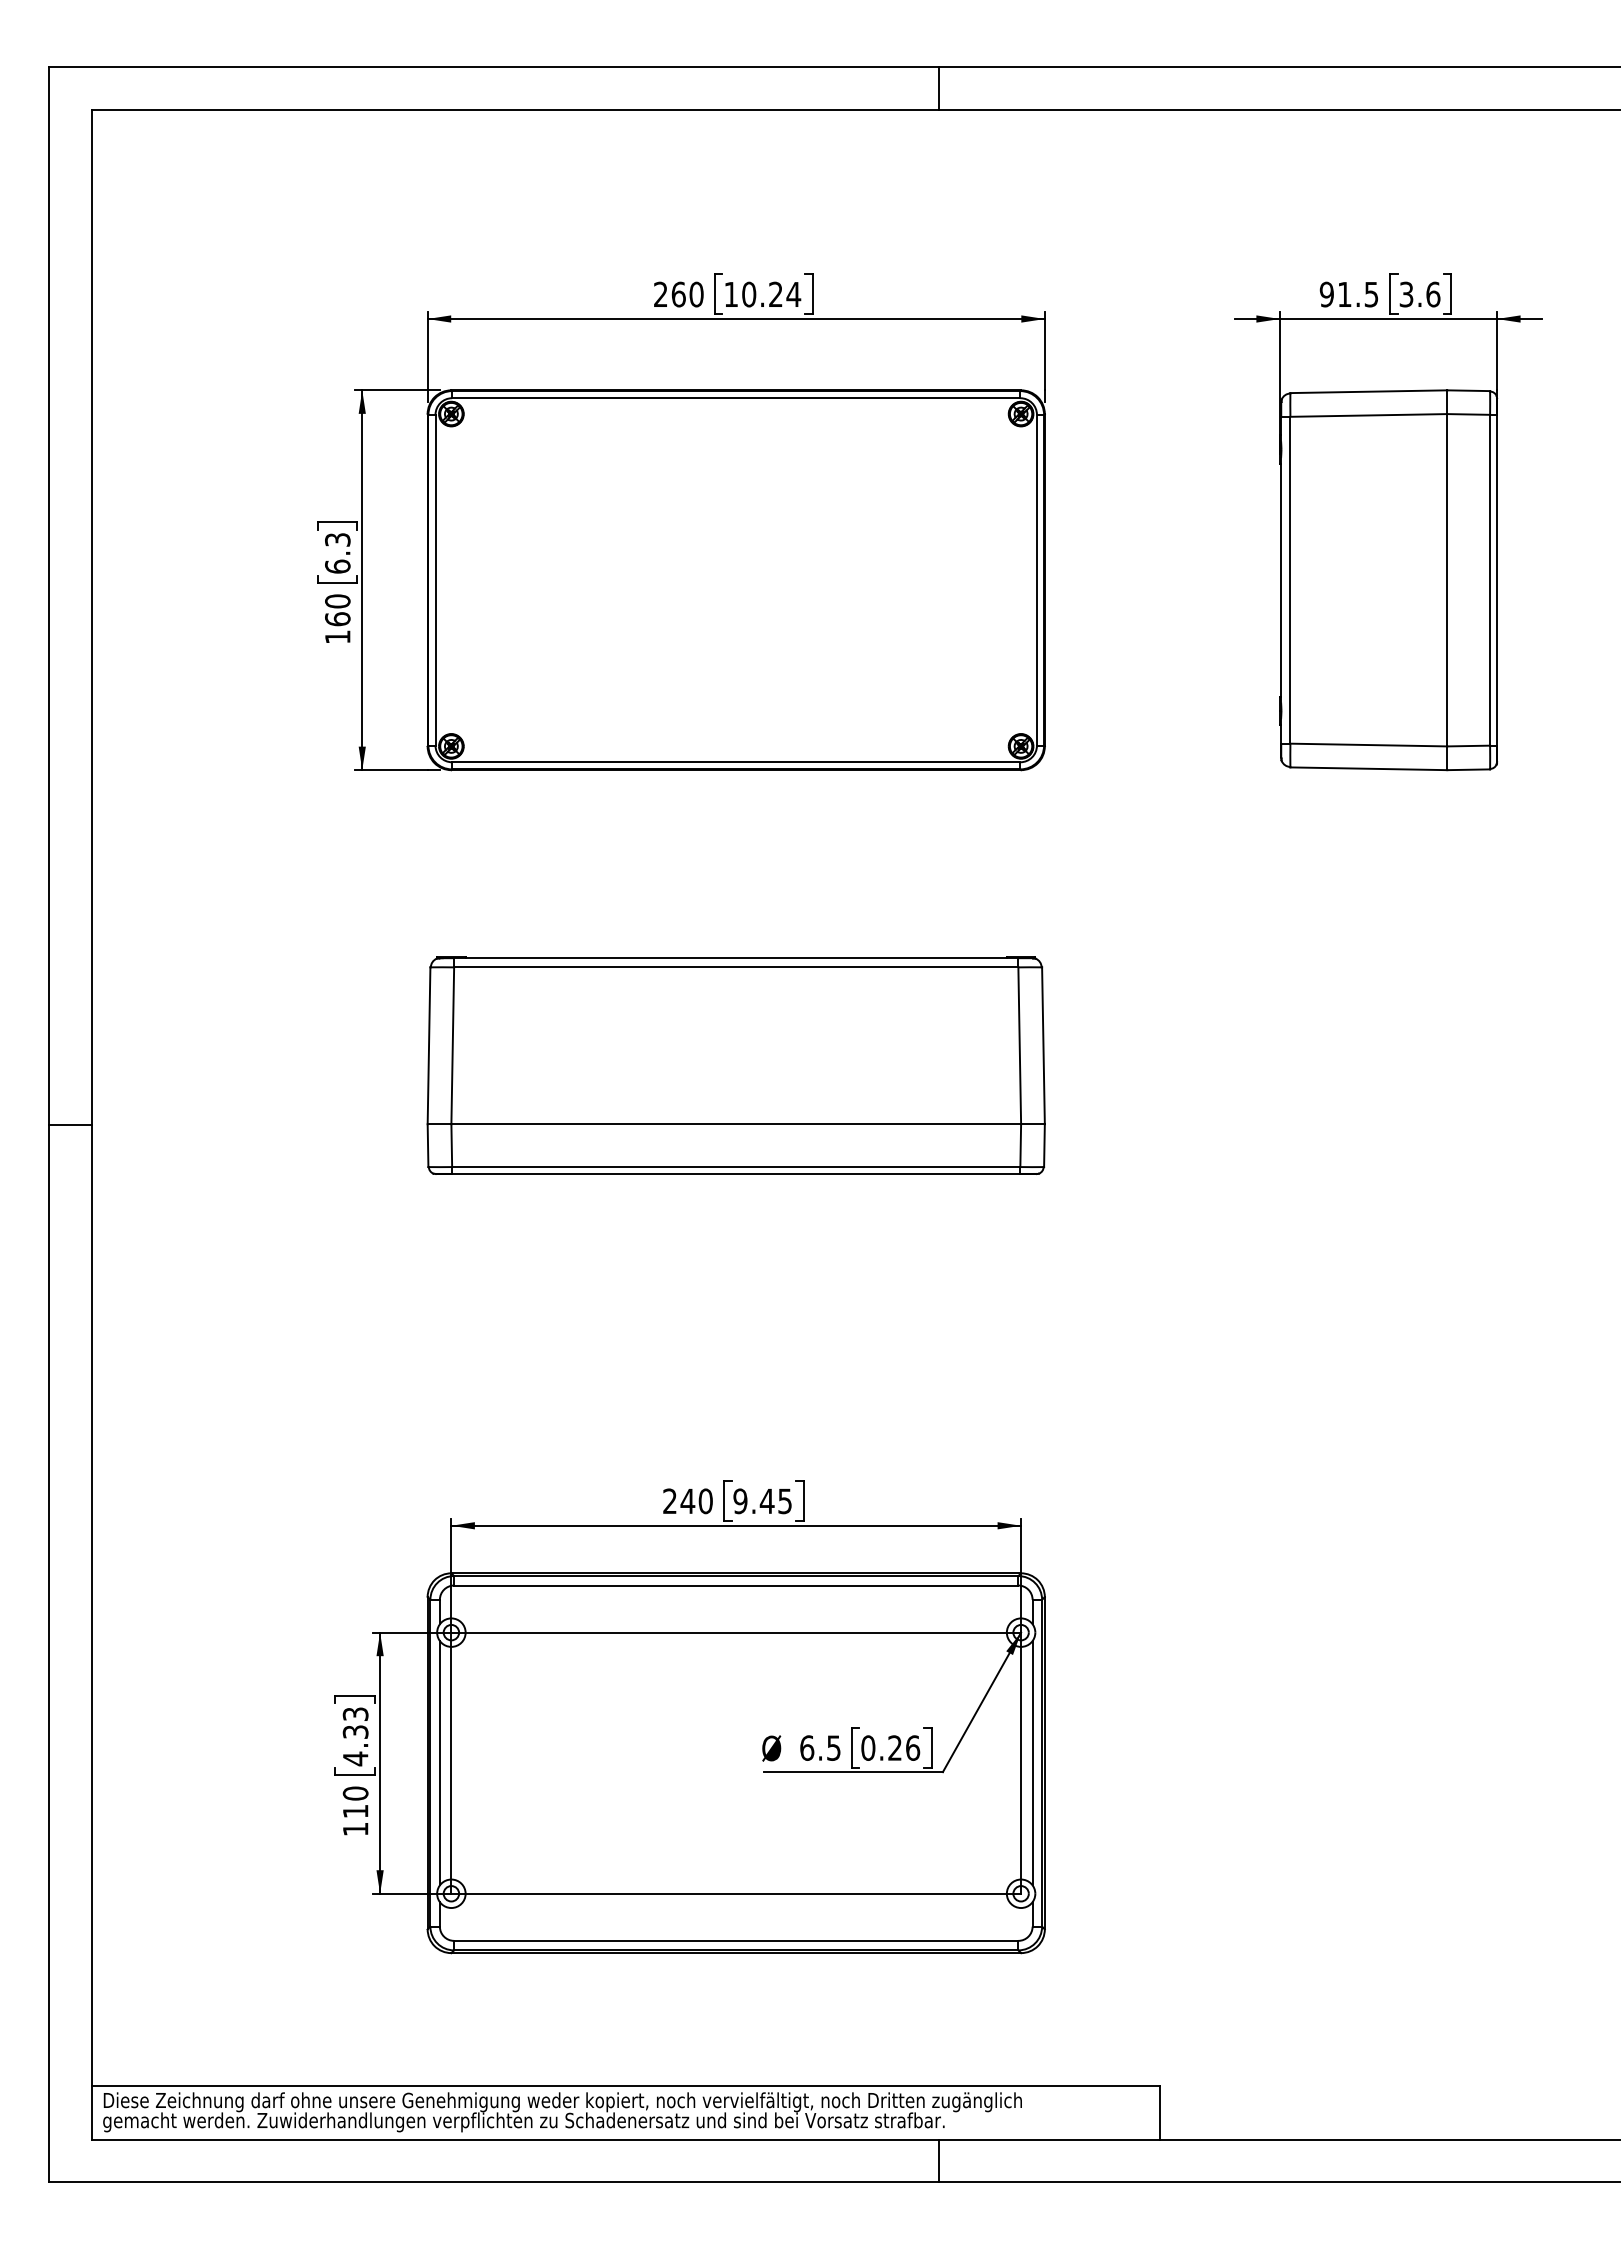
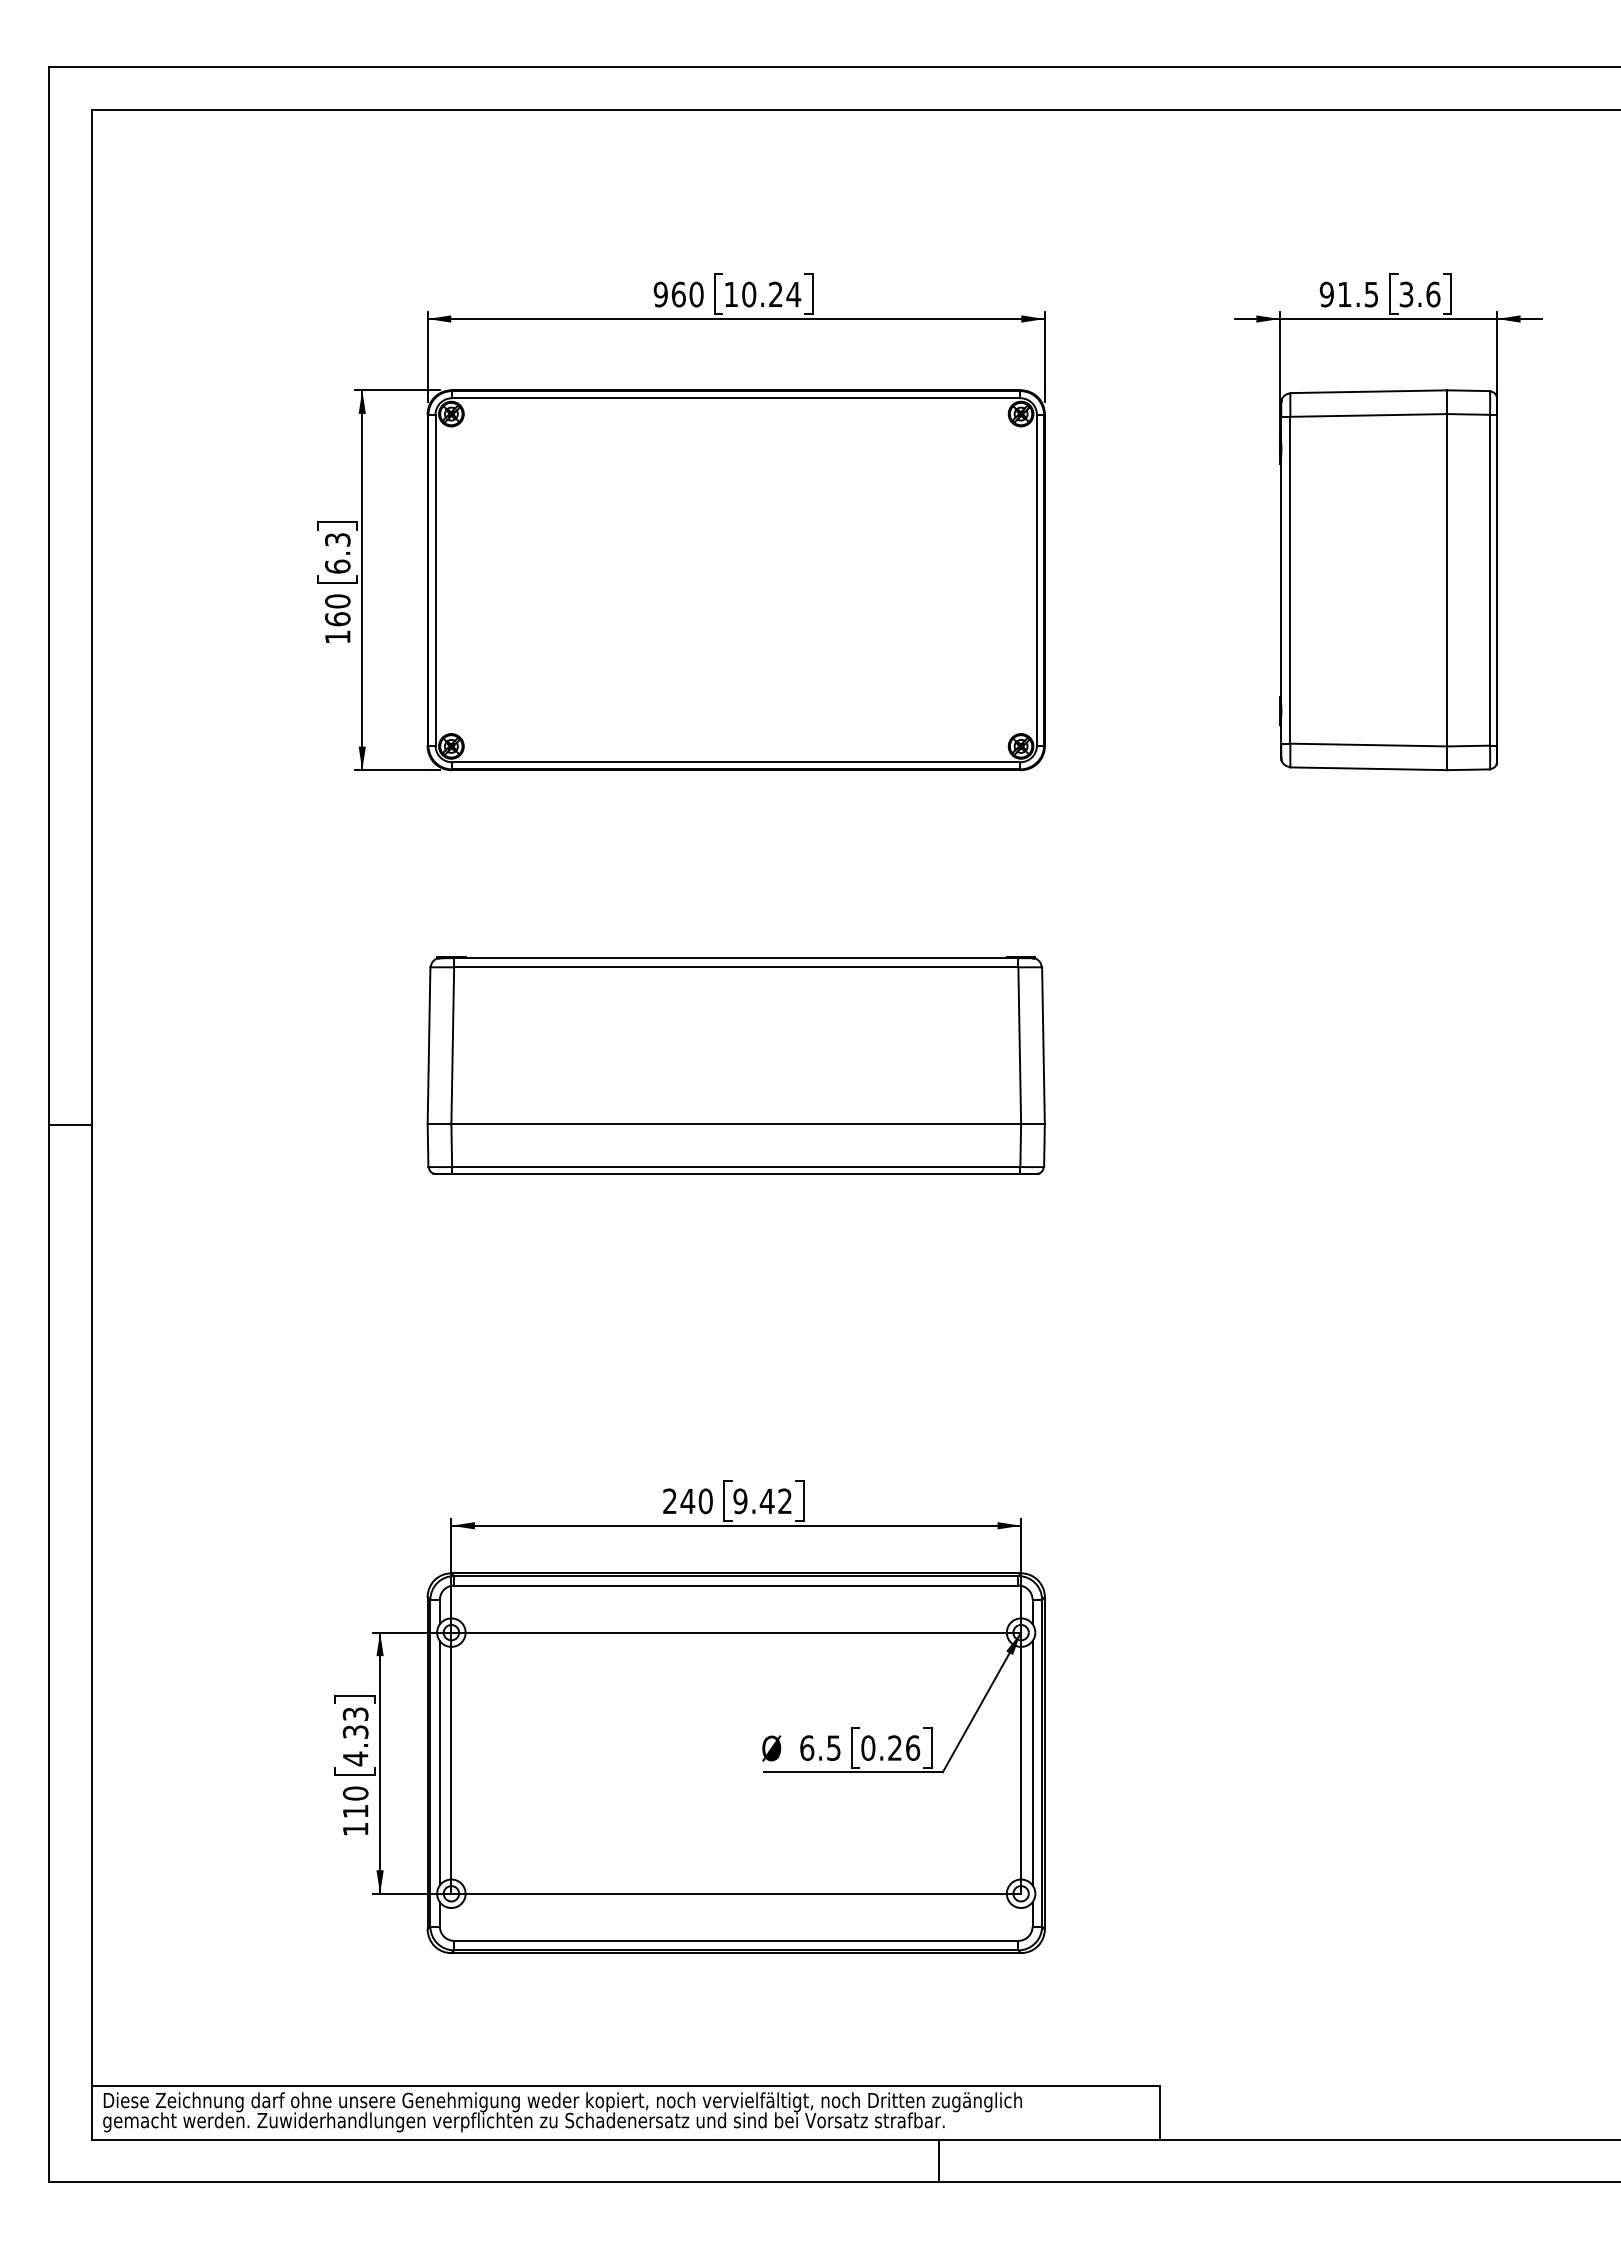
line: present -> none (938, 88)
text: 260 -> 960 (660, 294)
text: 9.45 -> 9.42 (784, 1501)
